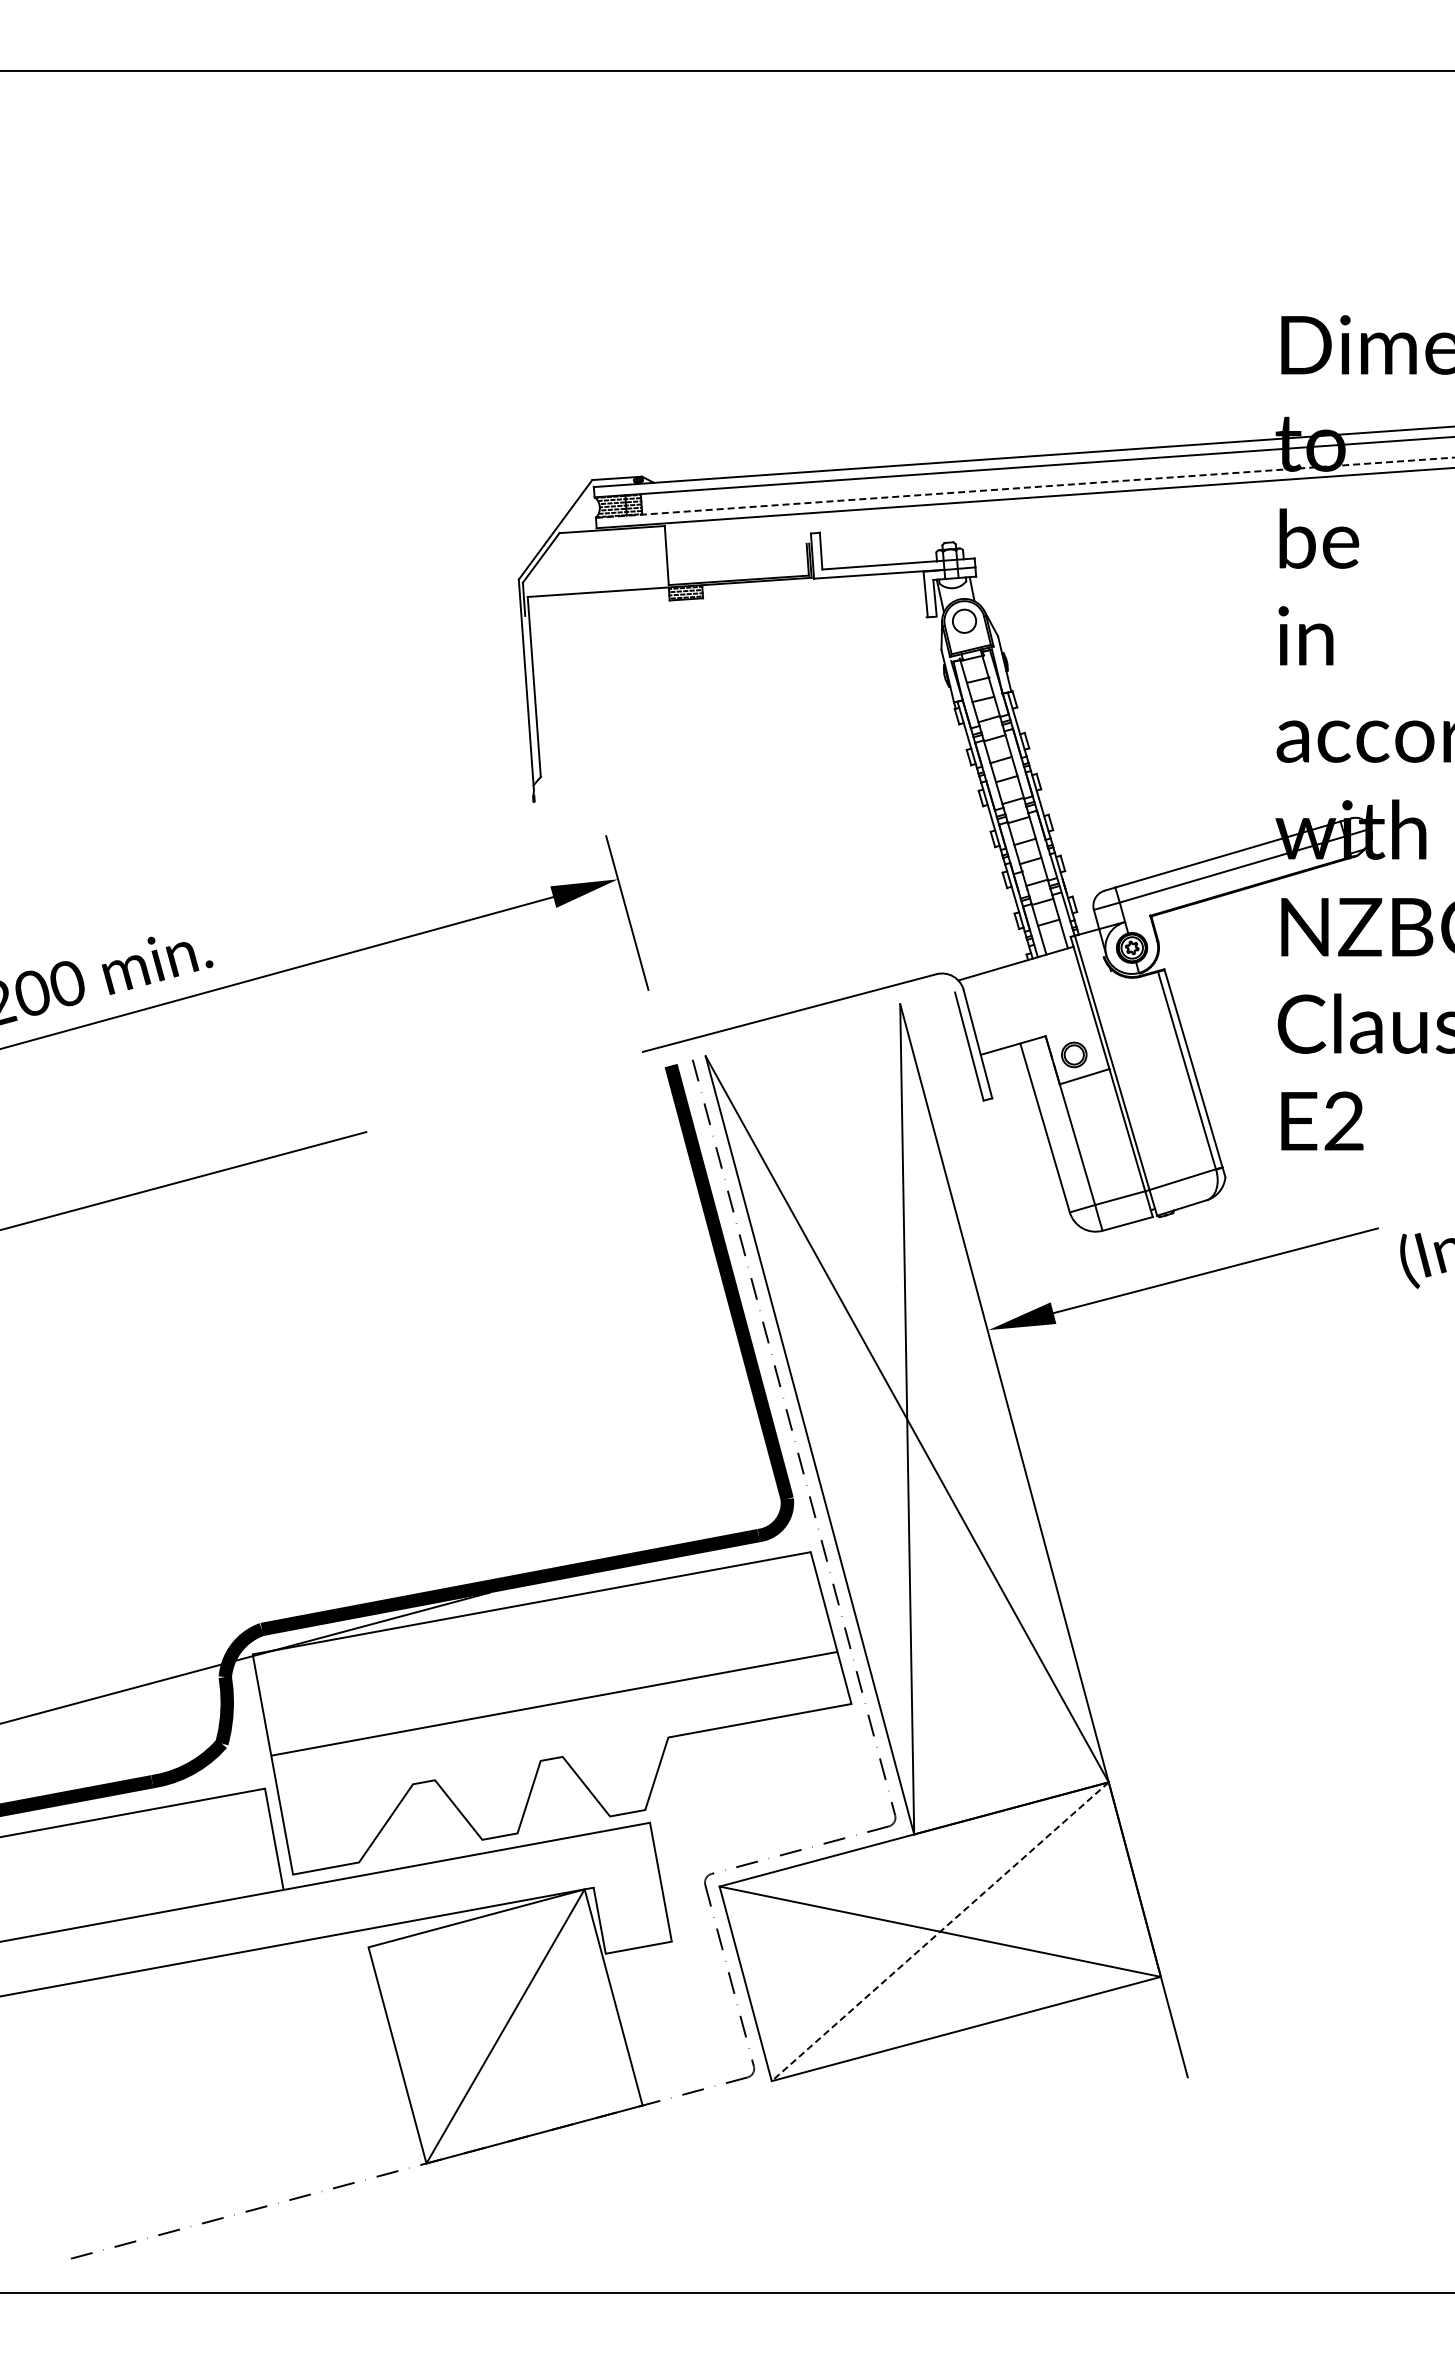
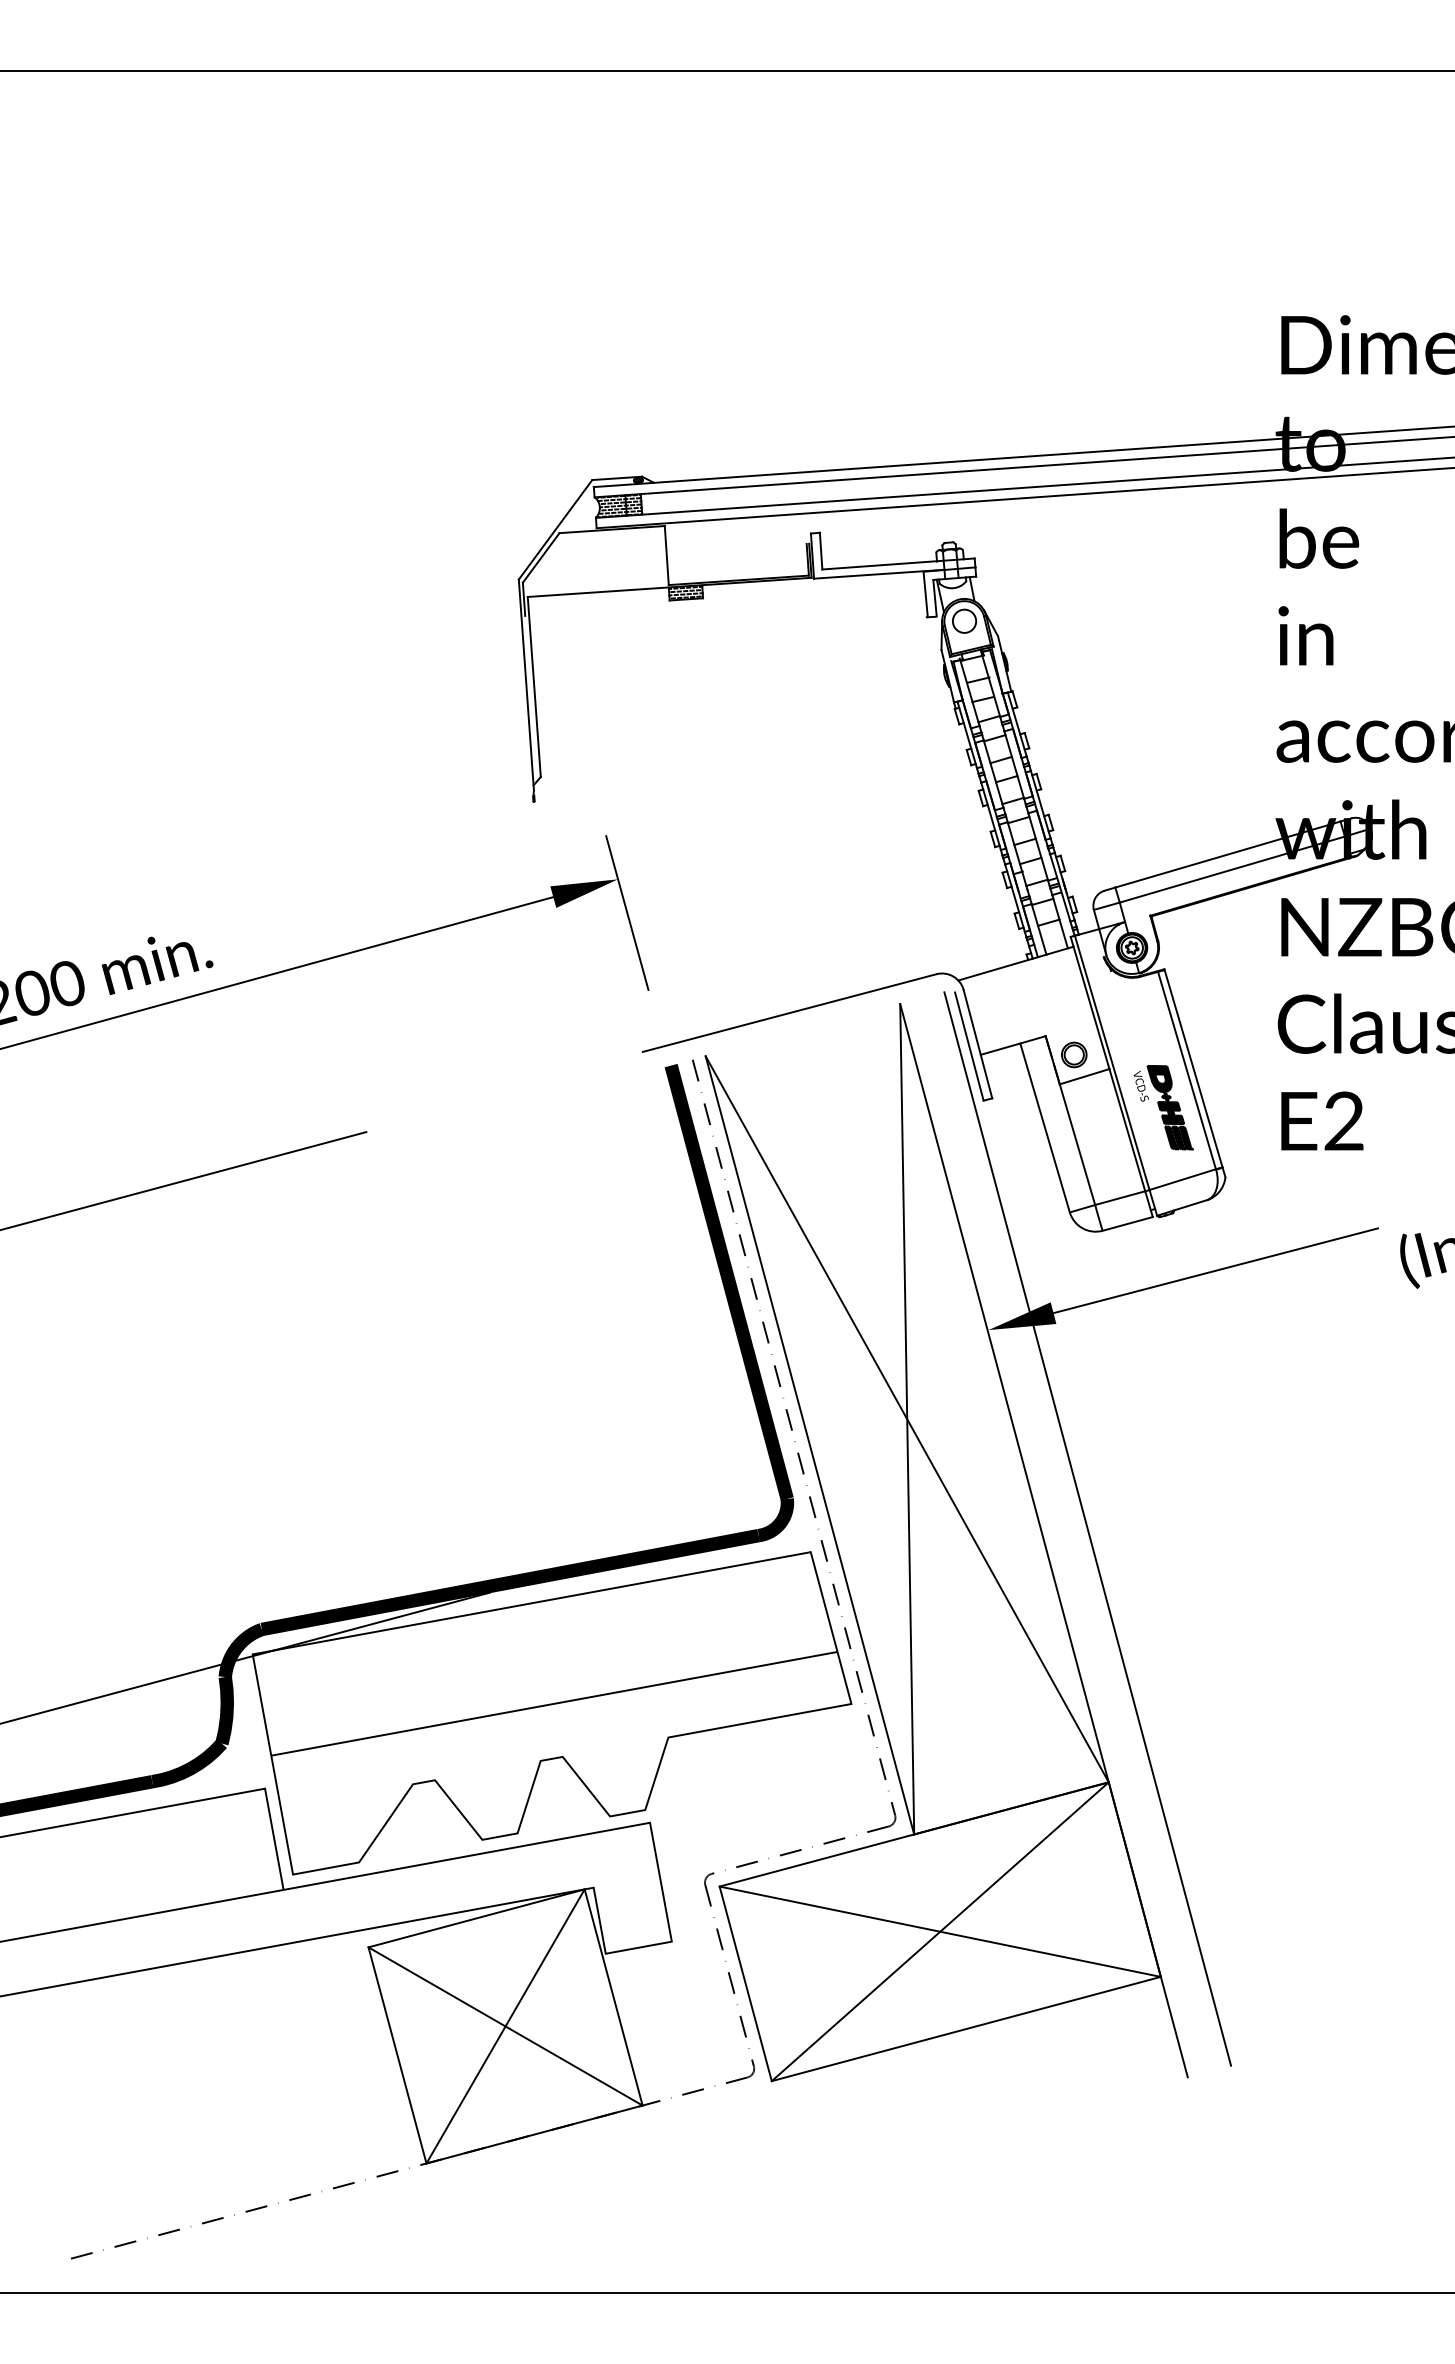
line: dashed -> solid (1025, 487)
part: none -> present (1163, 1107)
line: none -> present (1087, 1528)
line: dashed -> solid (939, 1932)
line: none -> present (505, 2026)
